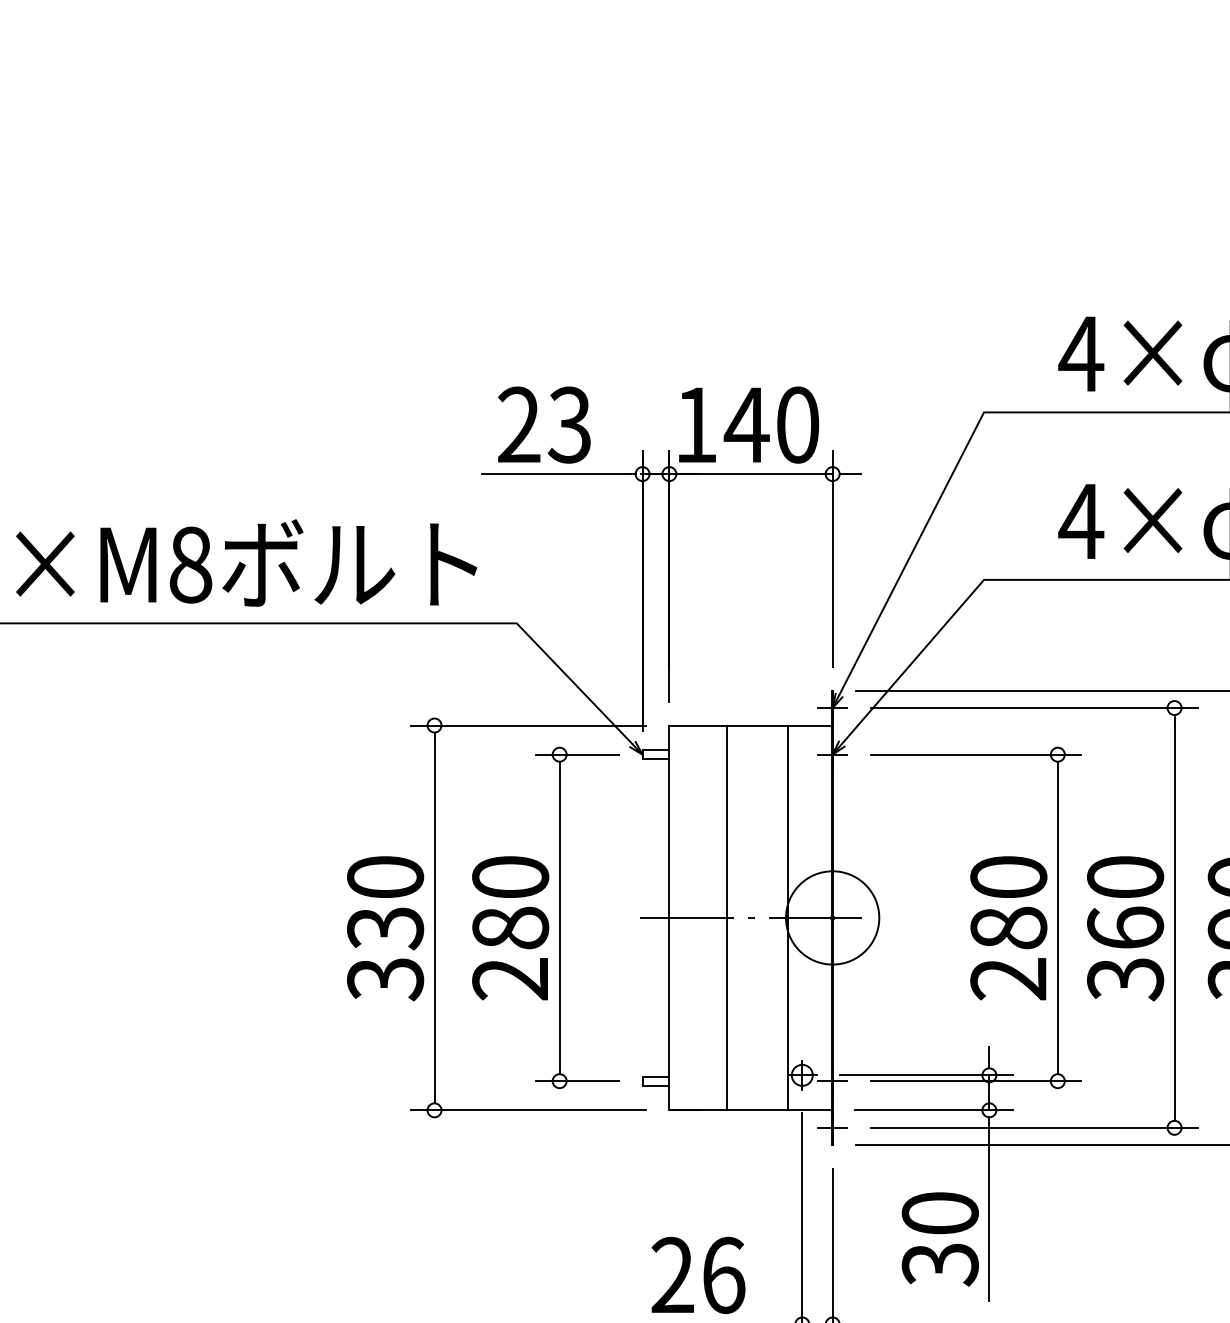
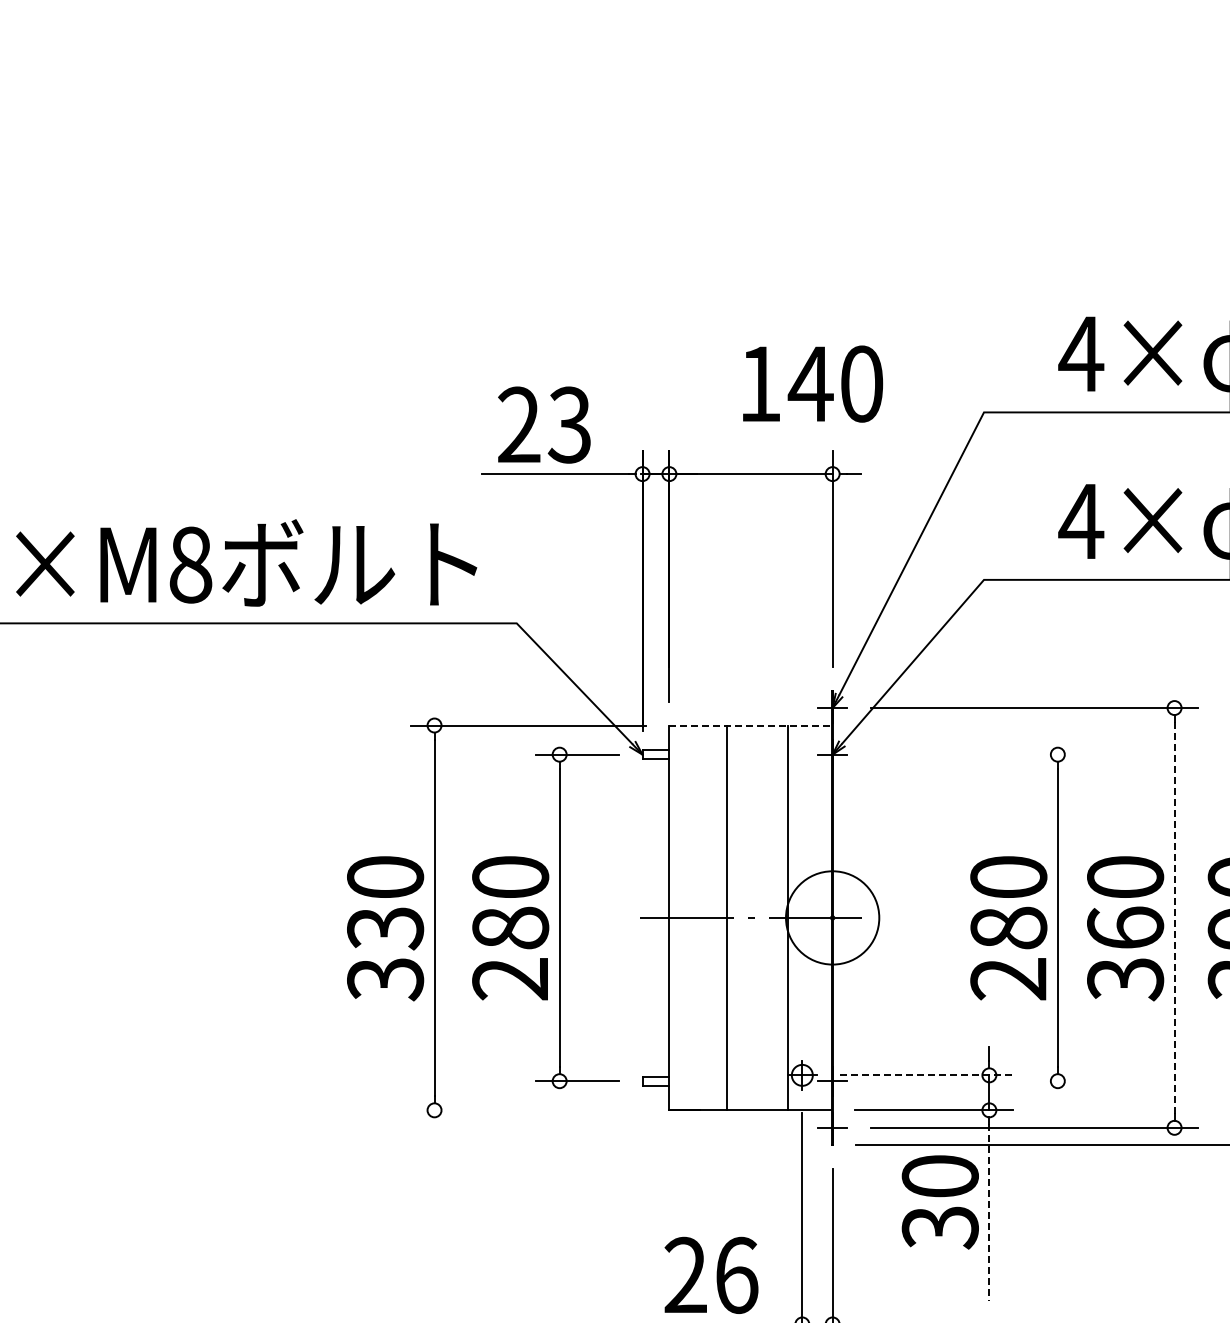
text position: (749, 424) -> (813, 383) (813, 383)
line: present -> none (1040, 690)
line: solid -> dashed (750, 725)
line: present -> none (975, 754)
line: solid -> dashed (1174, 917)
line: solid -> dashed (926, 1075)
line: present -> none (975, 1081)
line: present -> none (528, 1110)
line: solid -> dashed (989, 1213)
text position: (939, 1239) -> (939, 1202) (939, 1202)
text position: (698, 1274) -> (711, 1274) (711, 1274)
